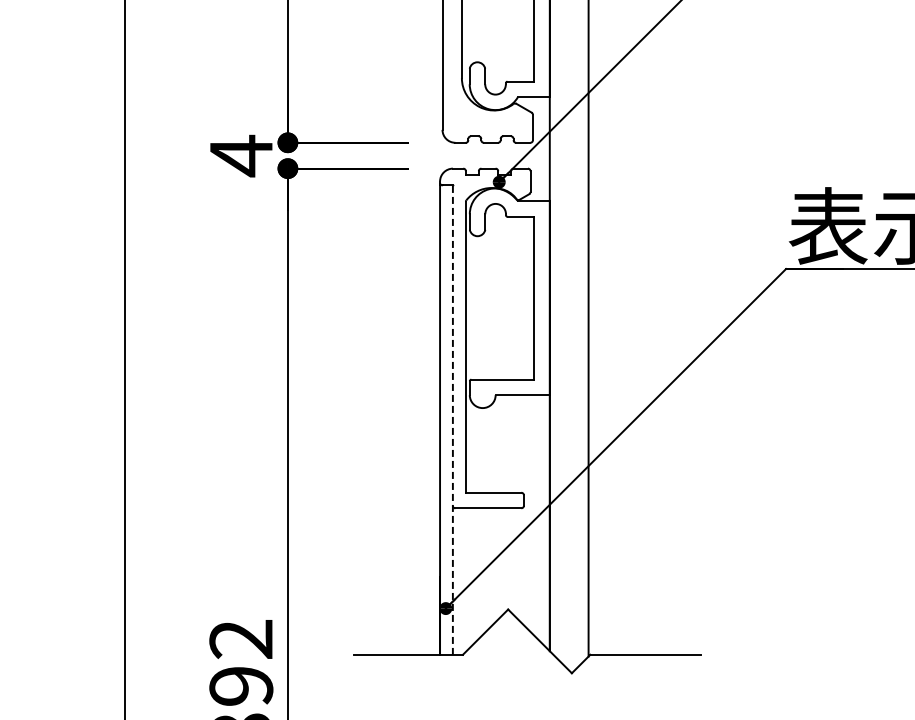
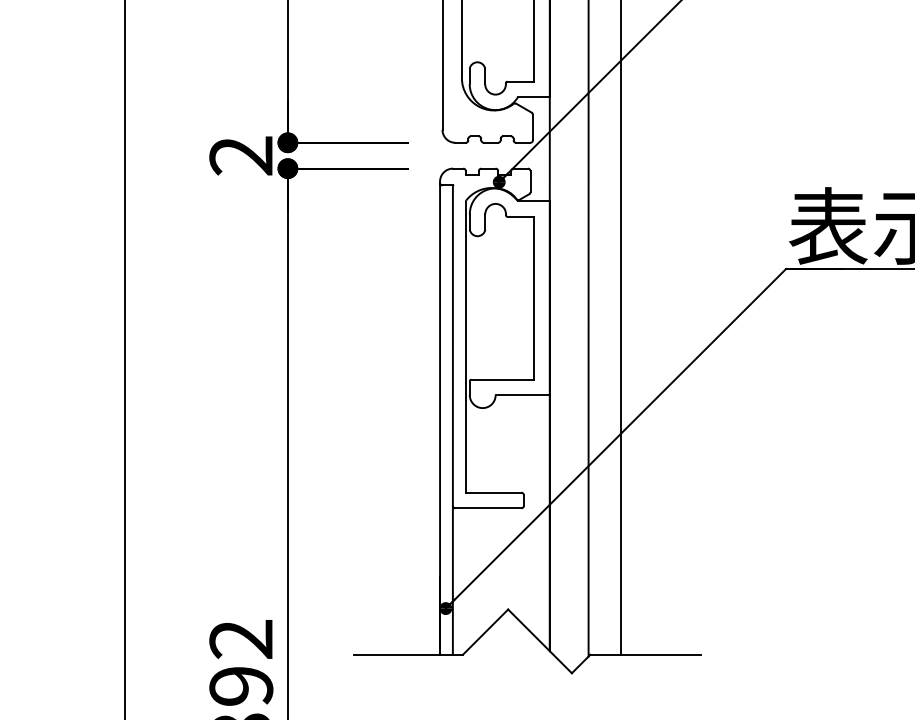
text: 4 -> 2 (240, 155)
line: none -> present (620, 328)
line: dashed -> solid (452, 420)
